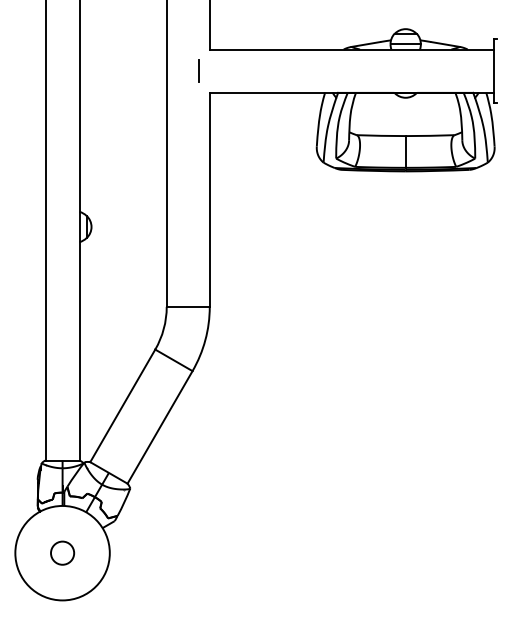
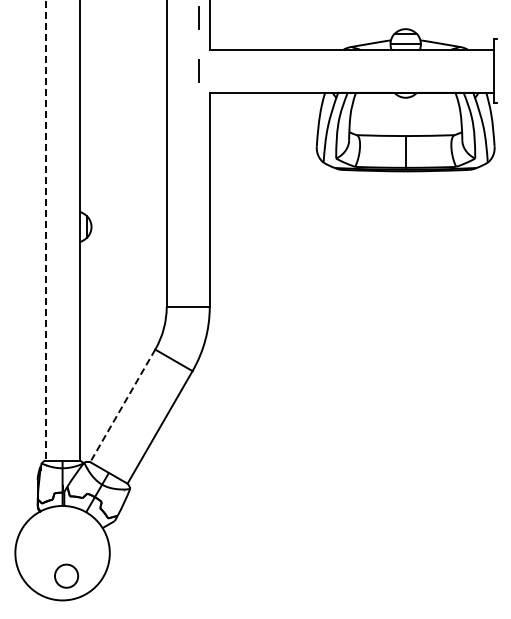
line: none -> present (198, 17)
line: solid -> dashed (45, 230)
line: solid -> dashed (122, 405)
circle position: (62, 552) -> (66, 575) (66, 575)
